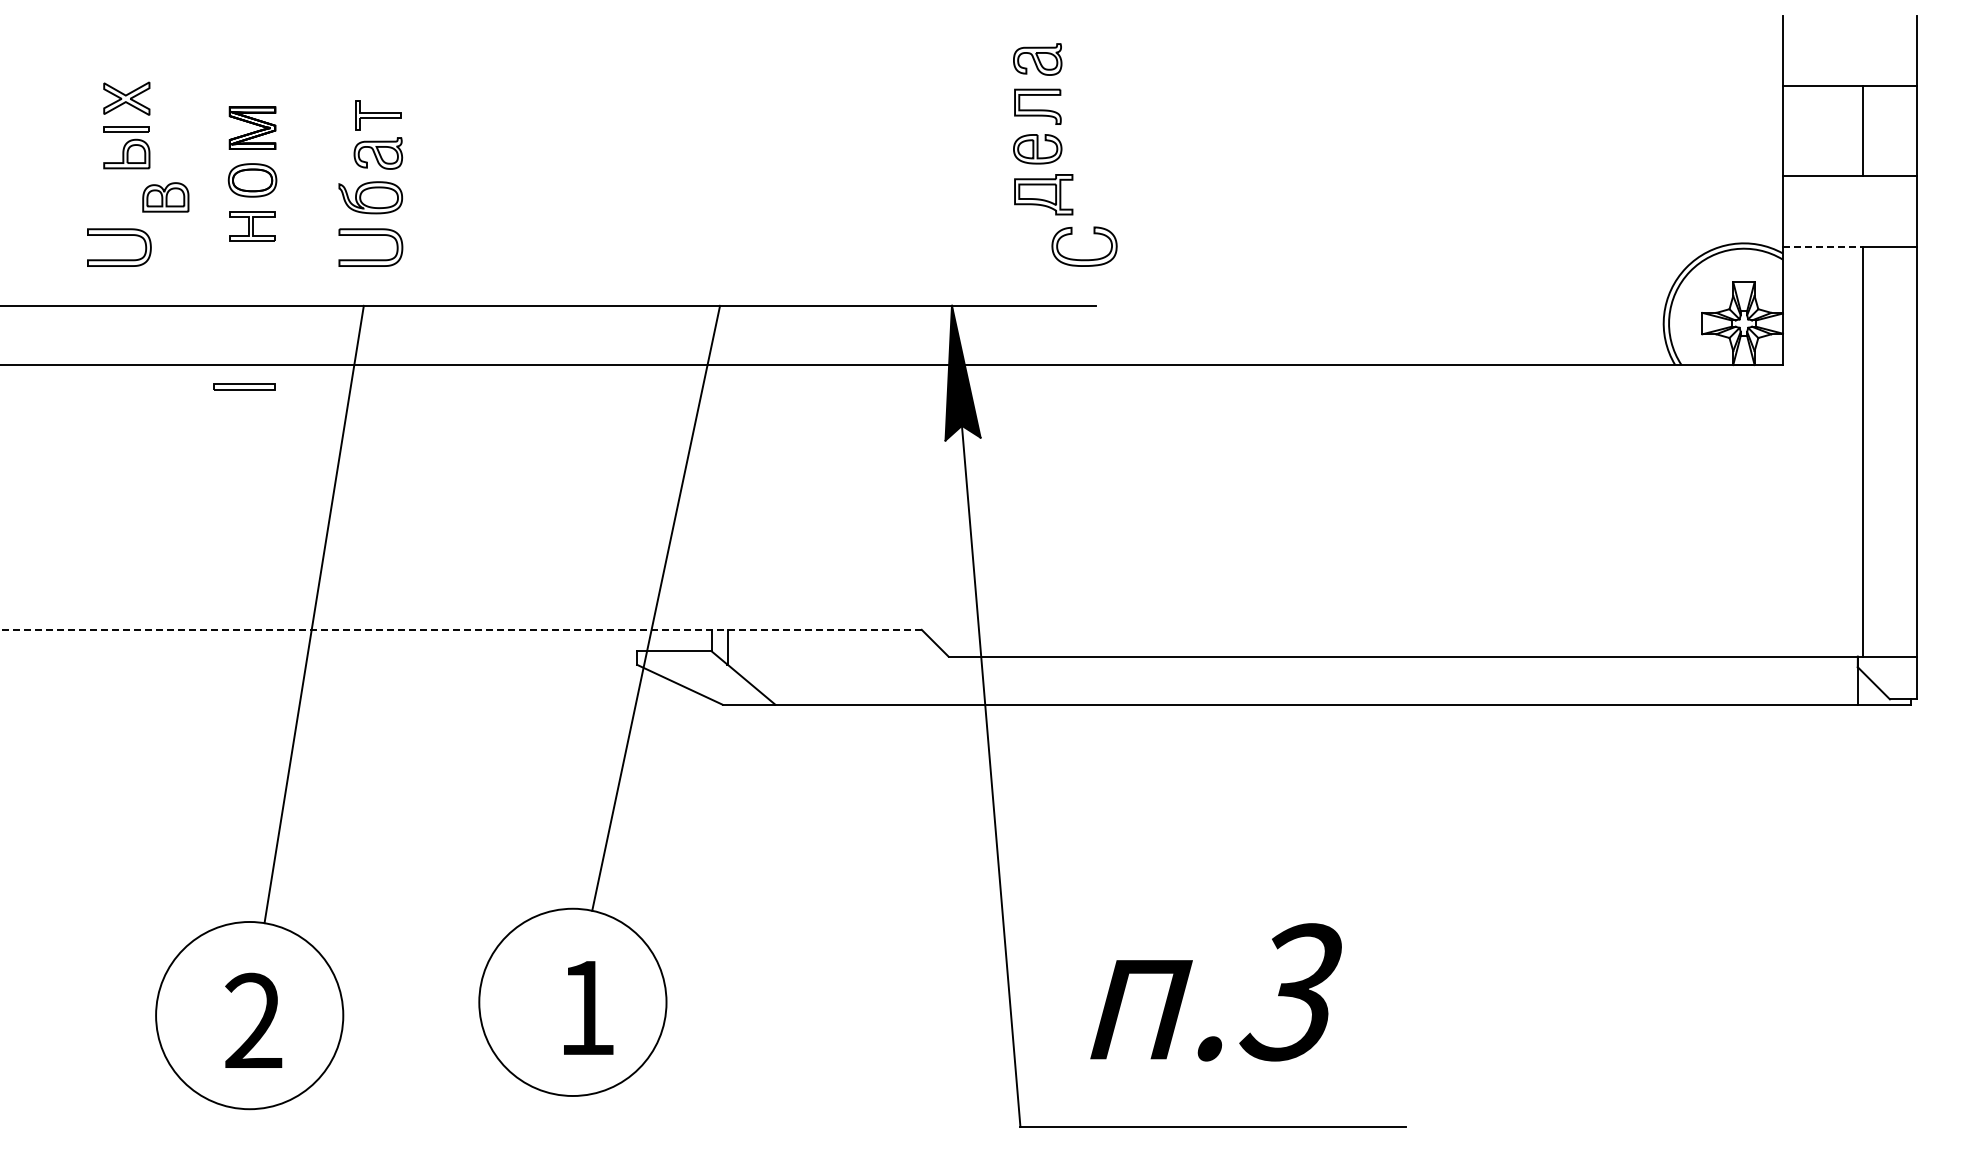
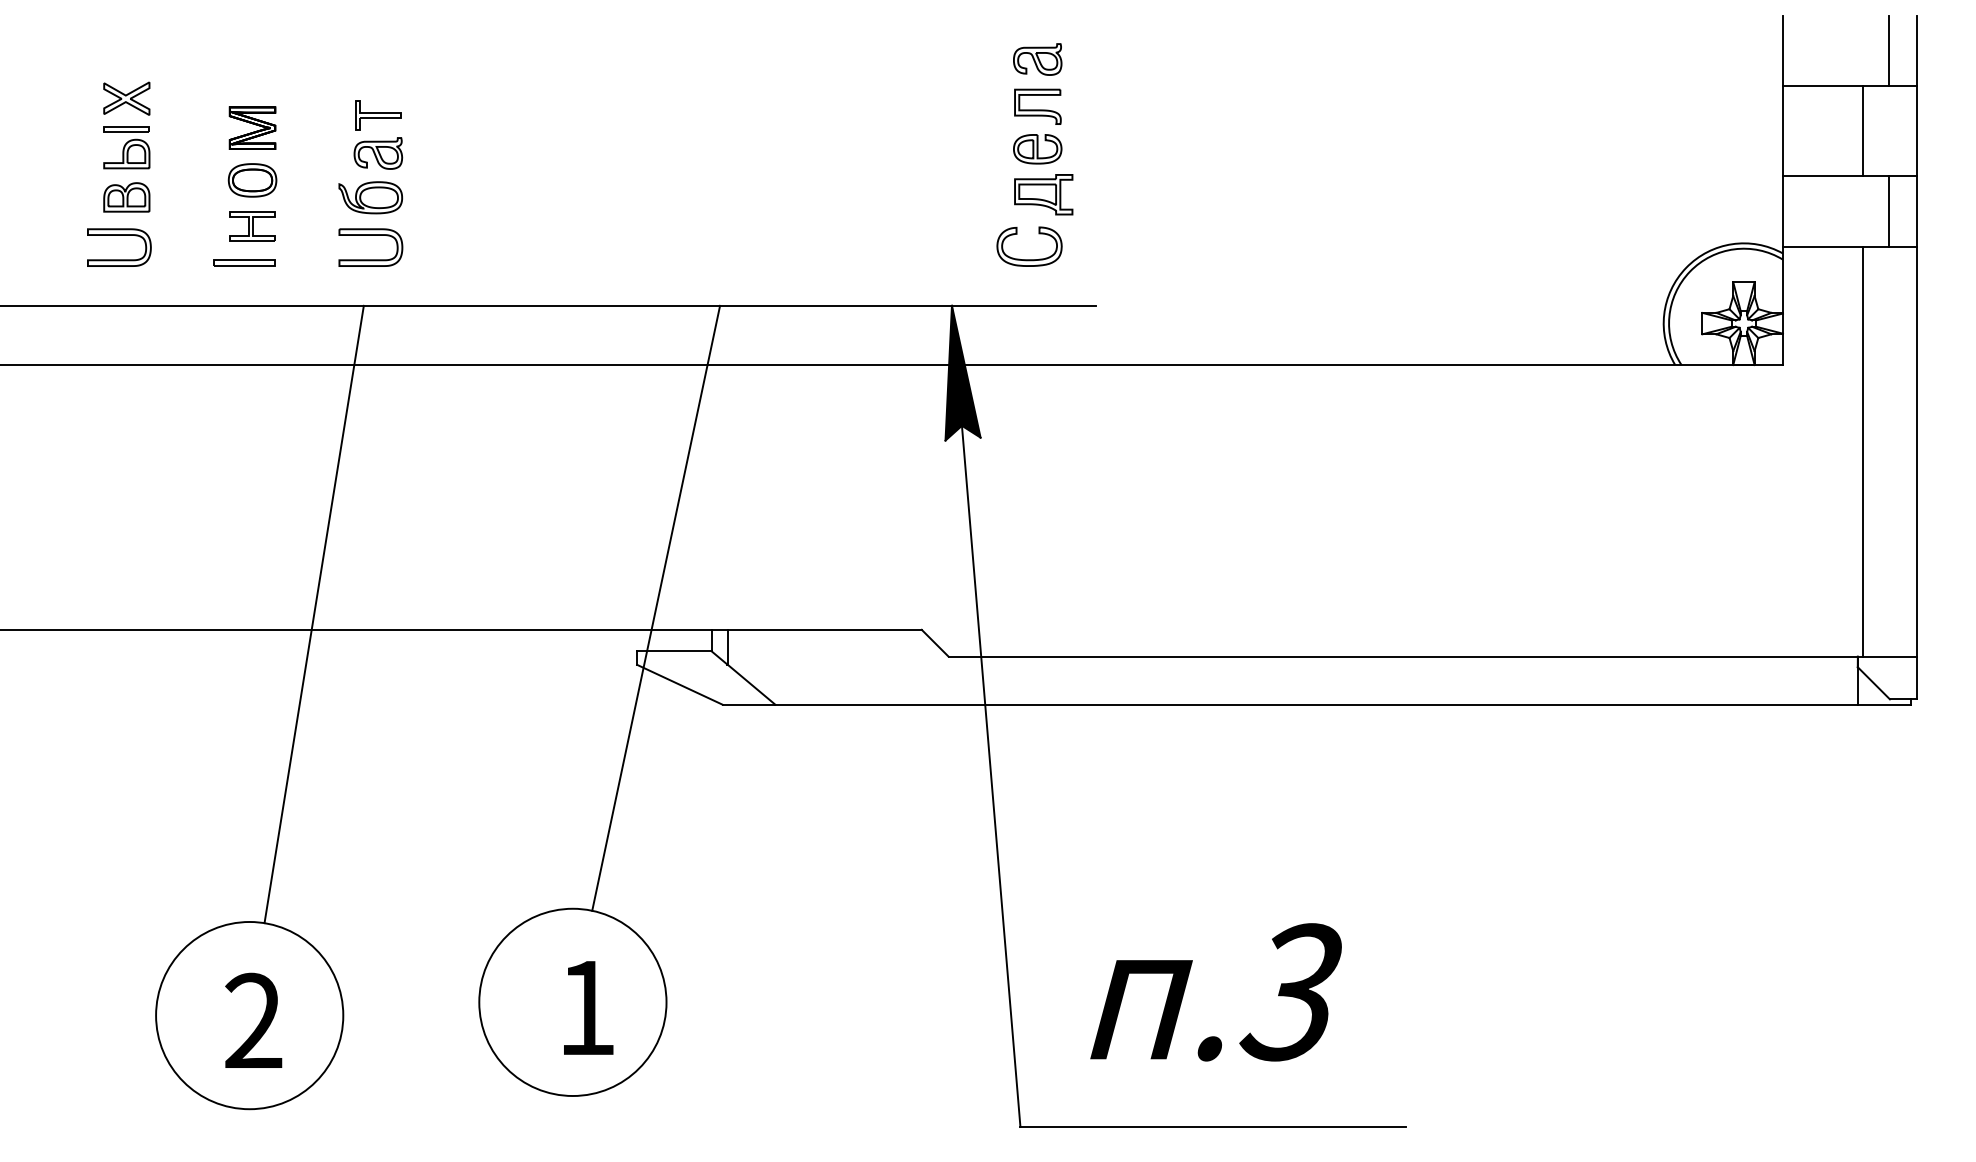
line: none -> present (1888, 50)
part position: (165, 197) -> (126, 197) (126, 197)
line: none -> present (1888, 211)
line: dashed -> solid (1823, 246)
part position: (1084, 259) -> (1029, 259) (1029, 259)
part position: (244, 386) -> (244, 262) (244, 262)
line: dashed -> solid (461, 629)
